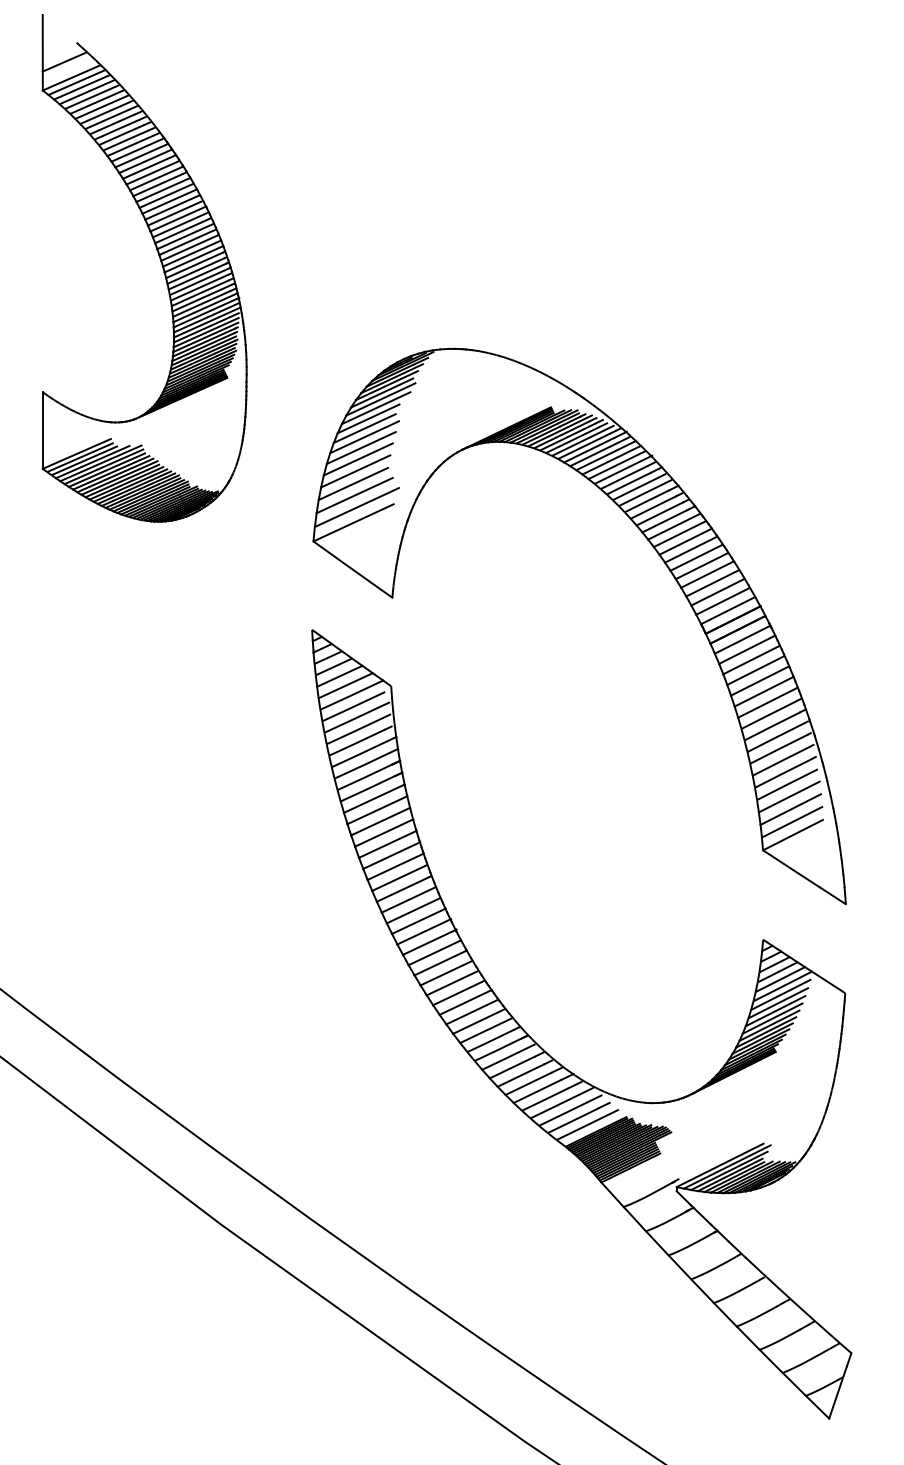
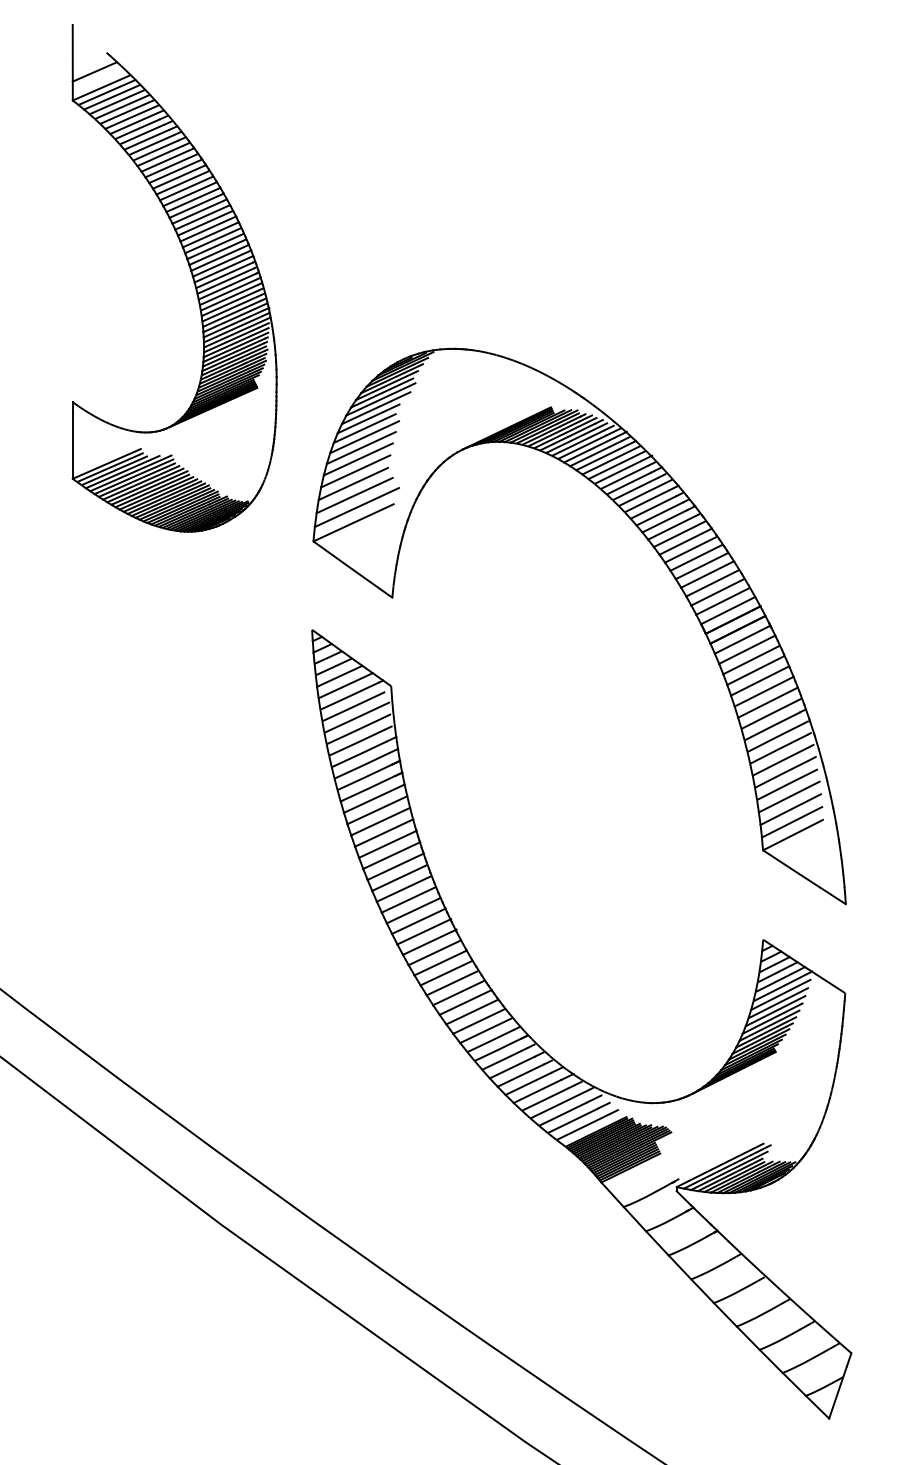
part position: (160, 262) -> (190, 272) (190, 272)
